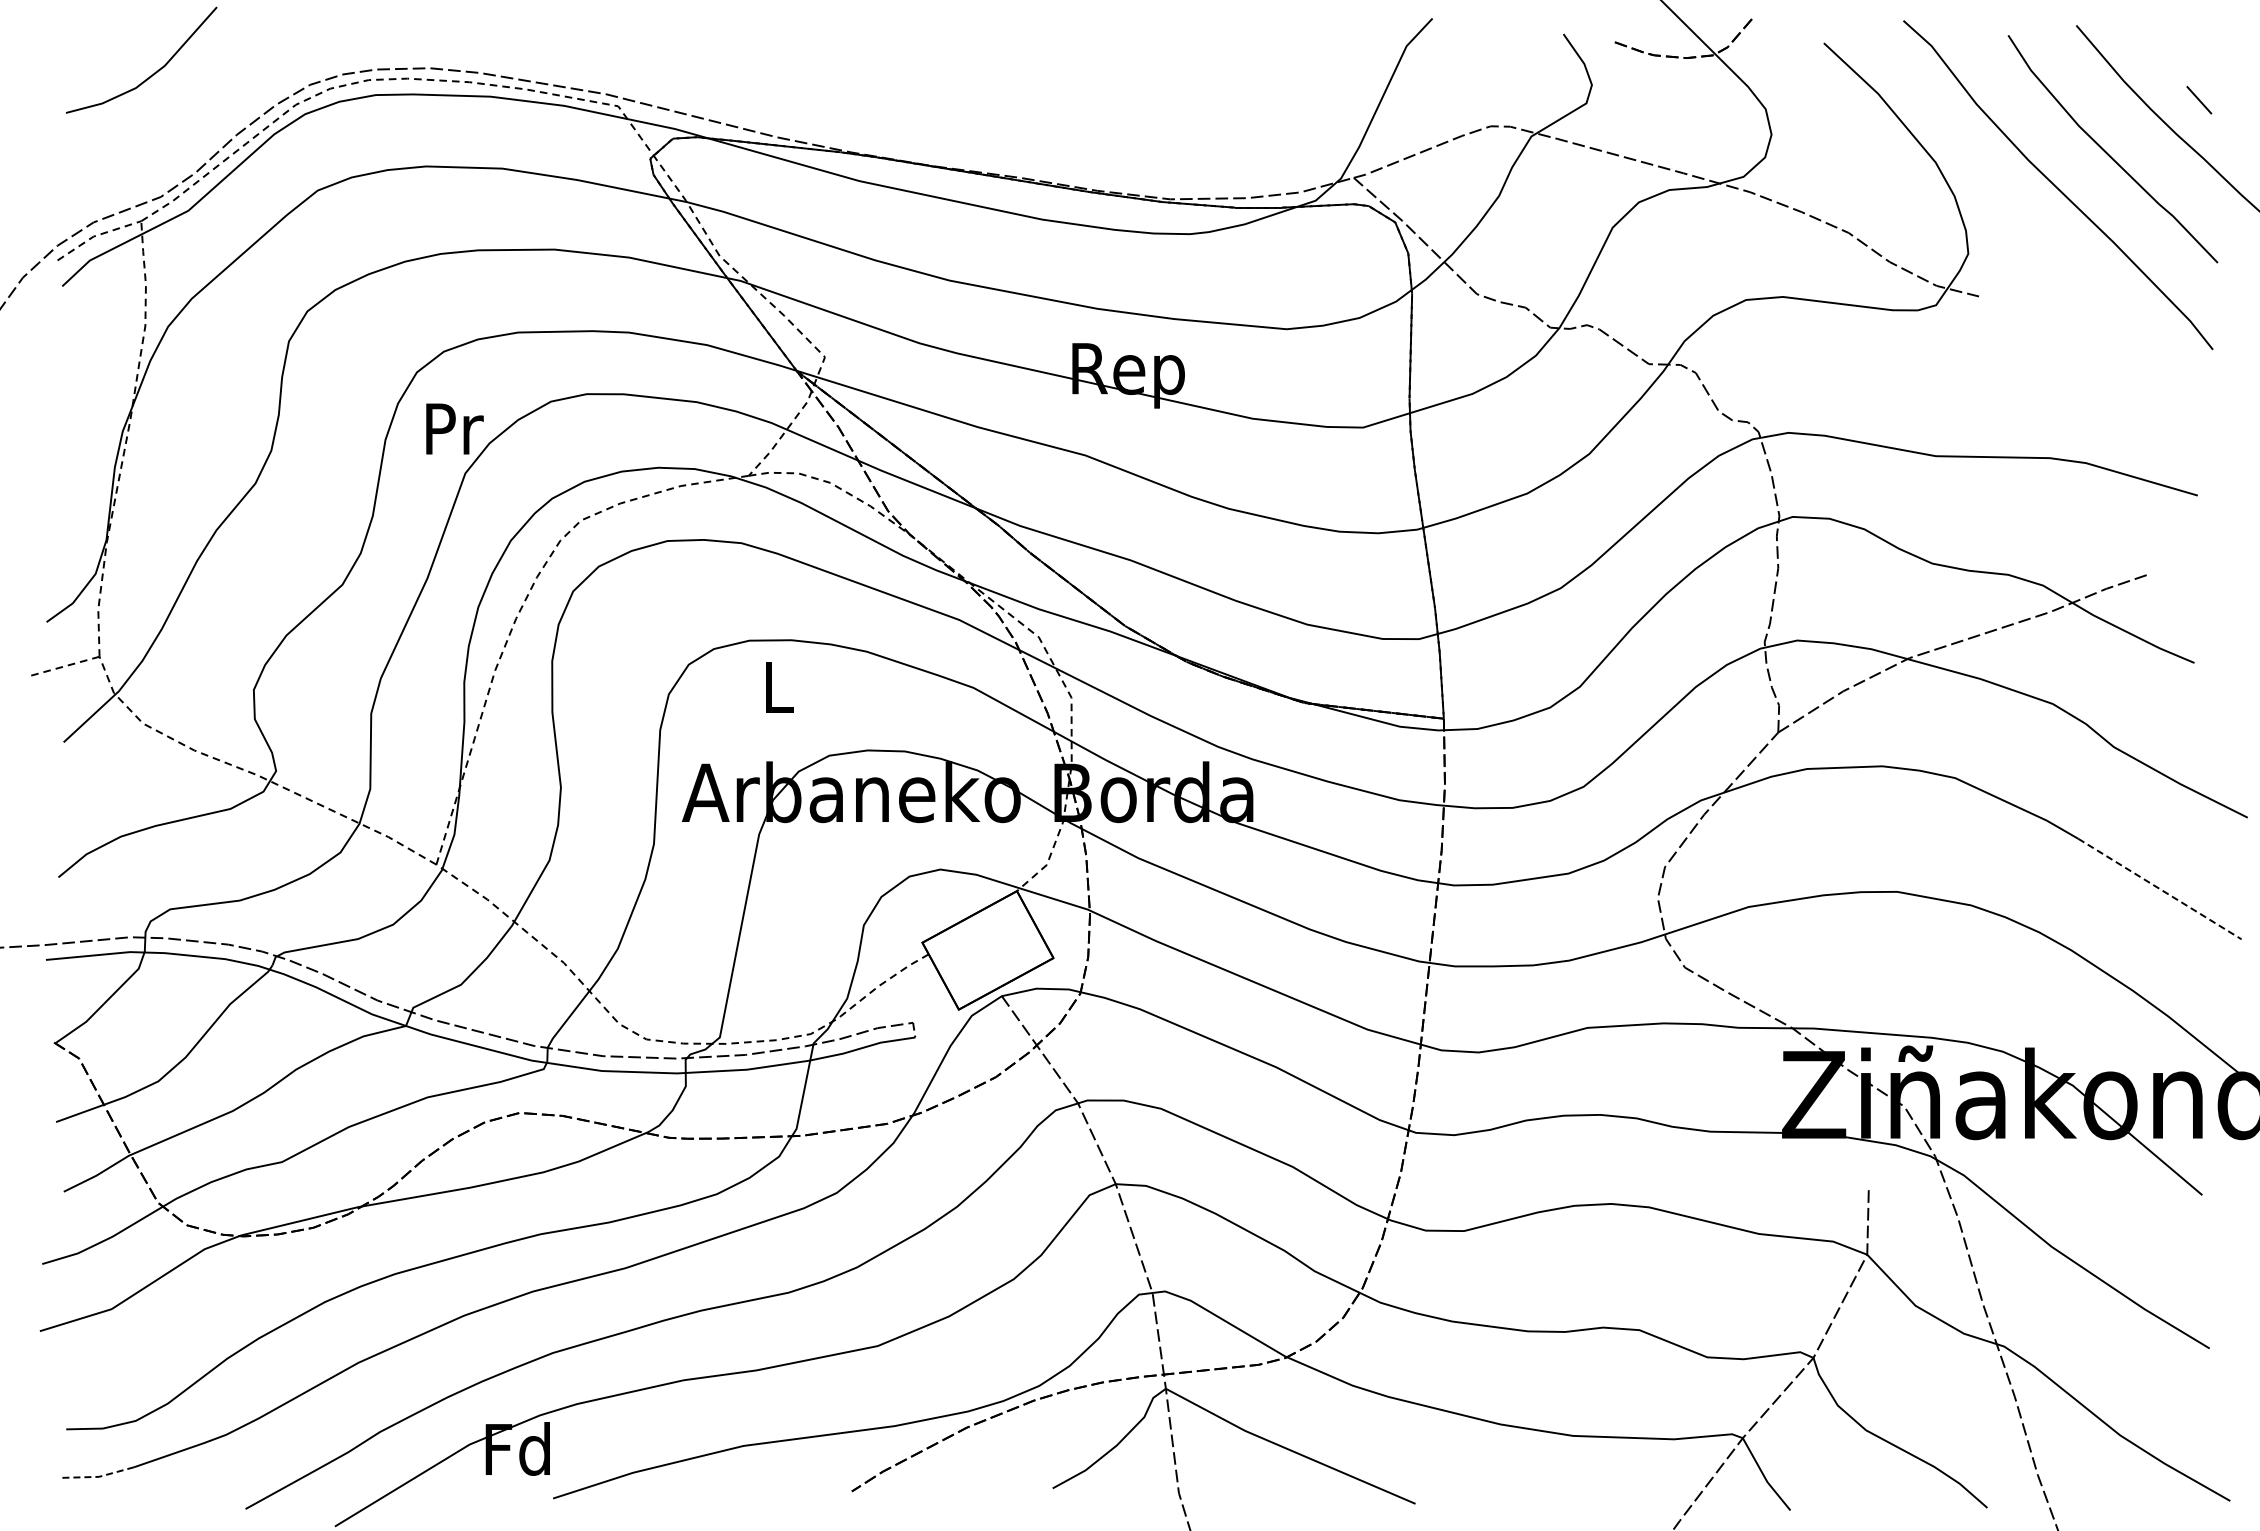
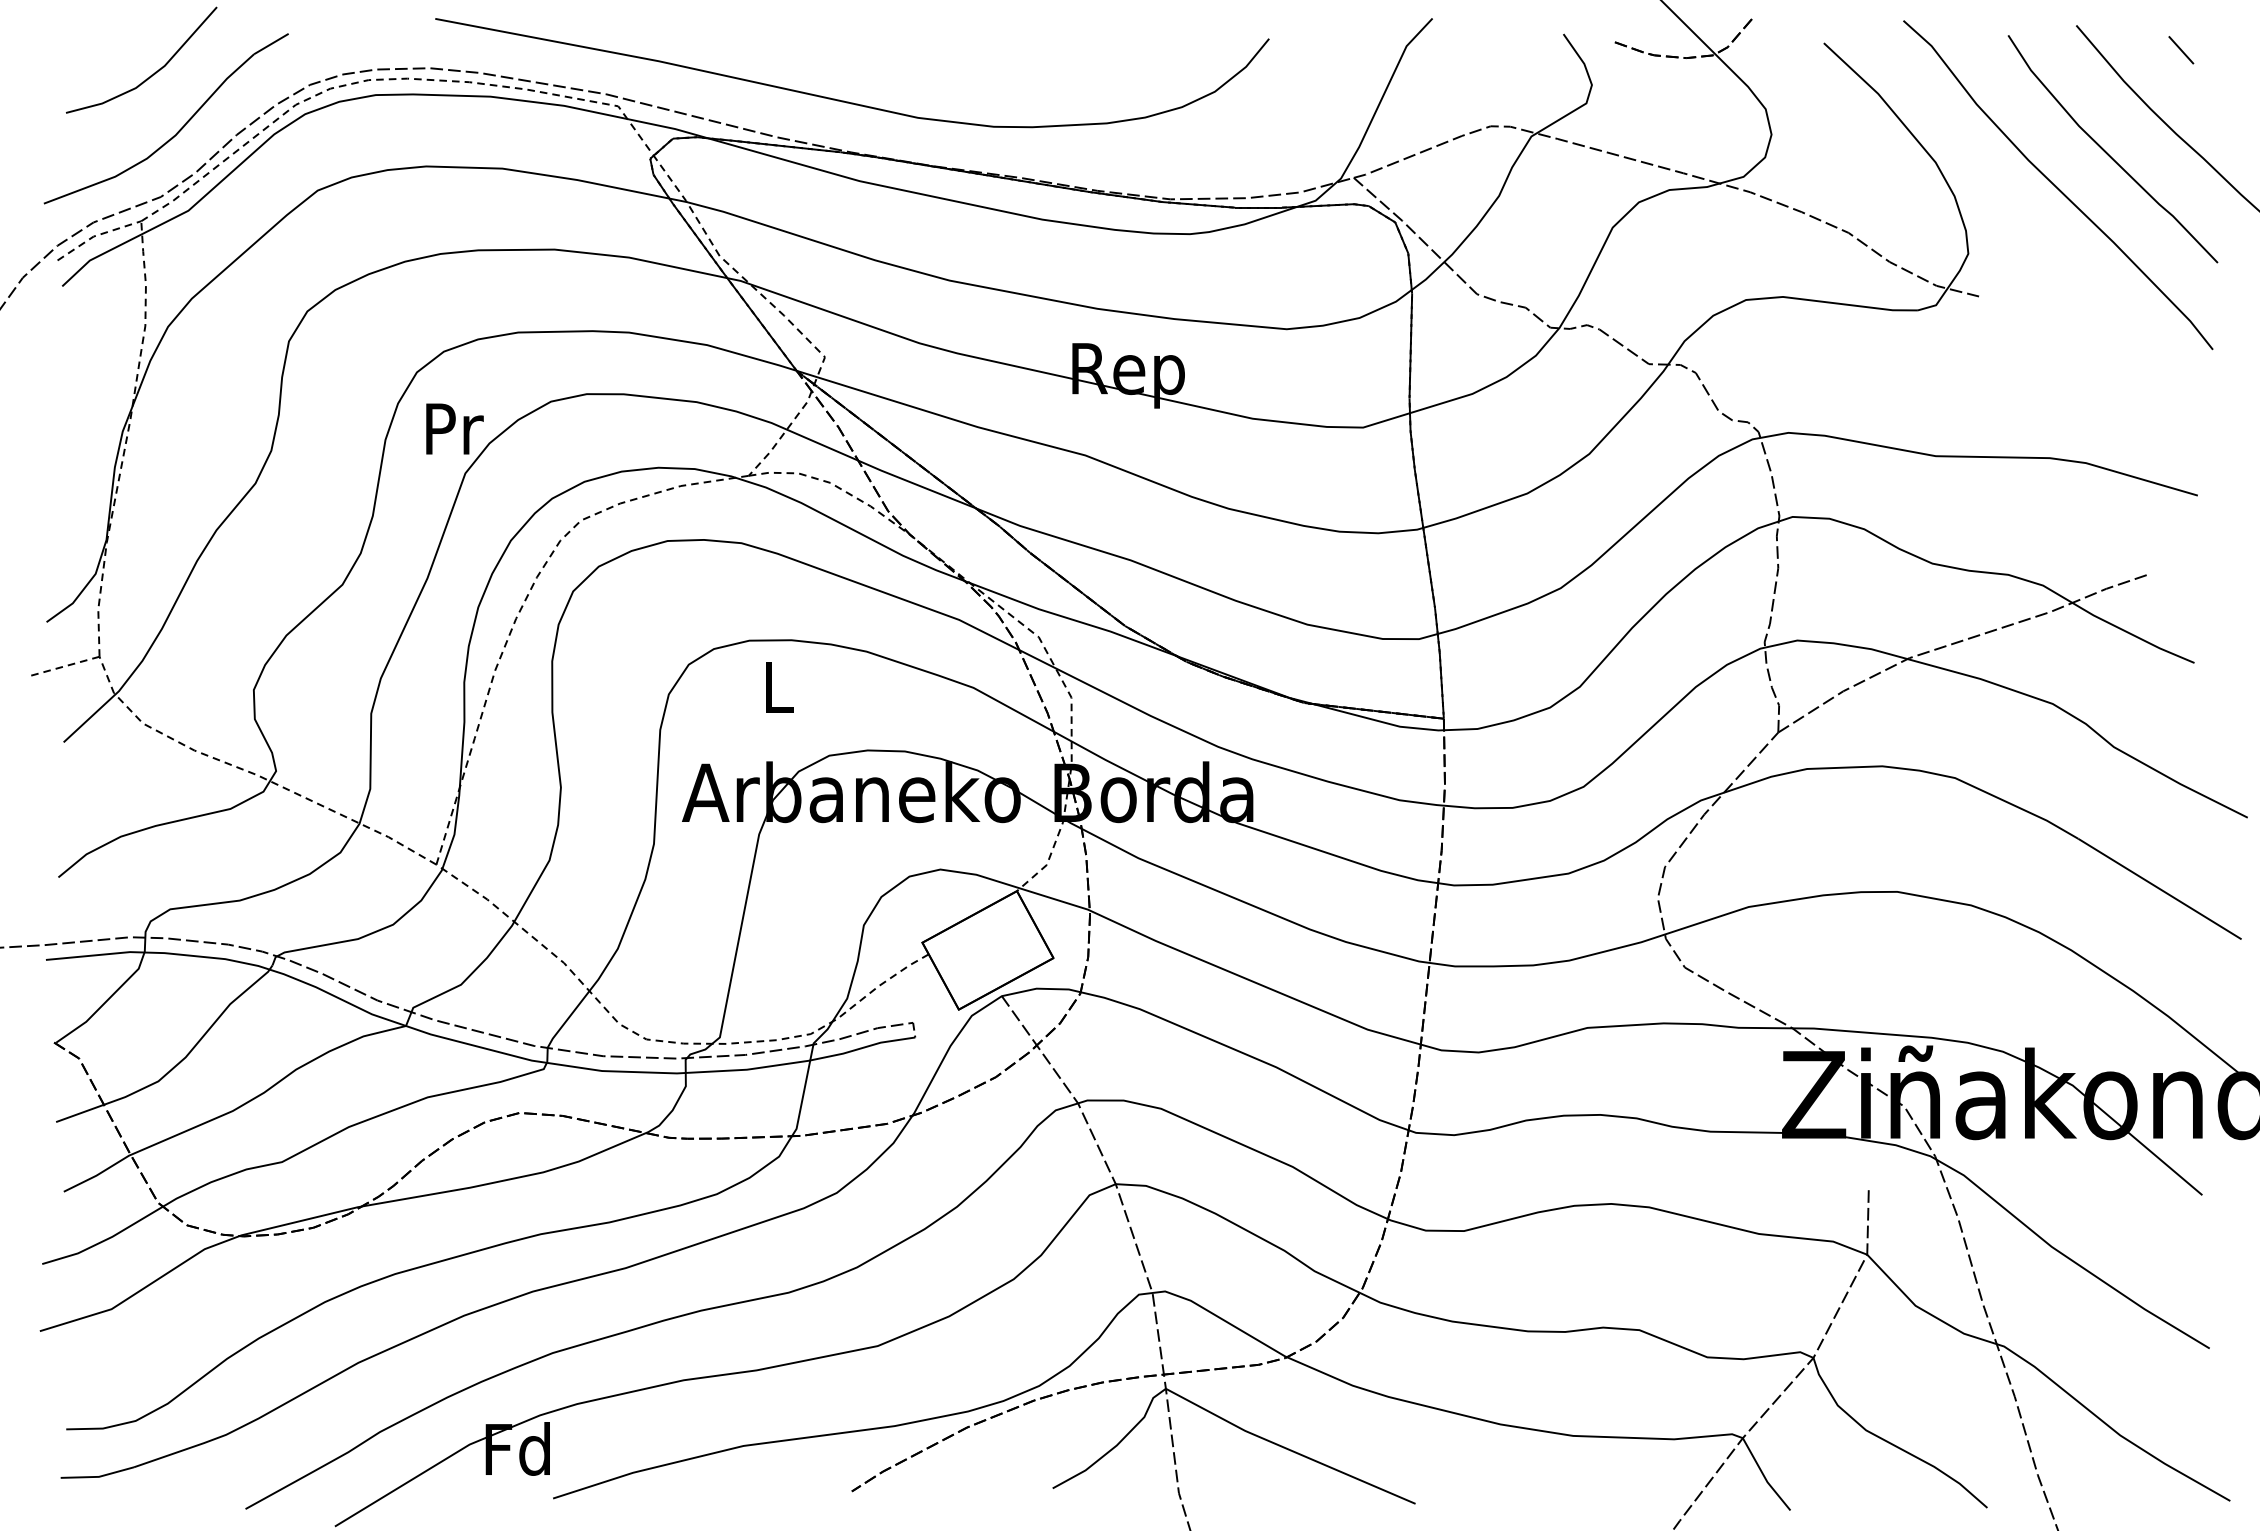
curve: none -> present (844, 100)
line position: (2199, 100) -> (2181, 50) (2181, 50)
part: none -> present (178, 130)
line: dashed -> solid (2159, 889)
line: dashed -> solid (98, 1476)
